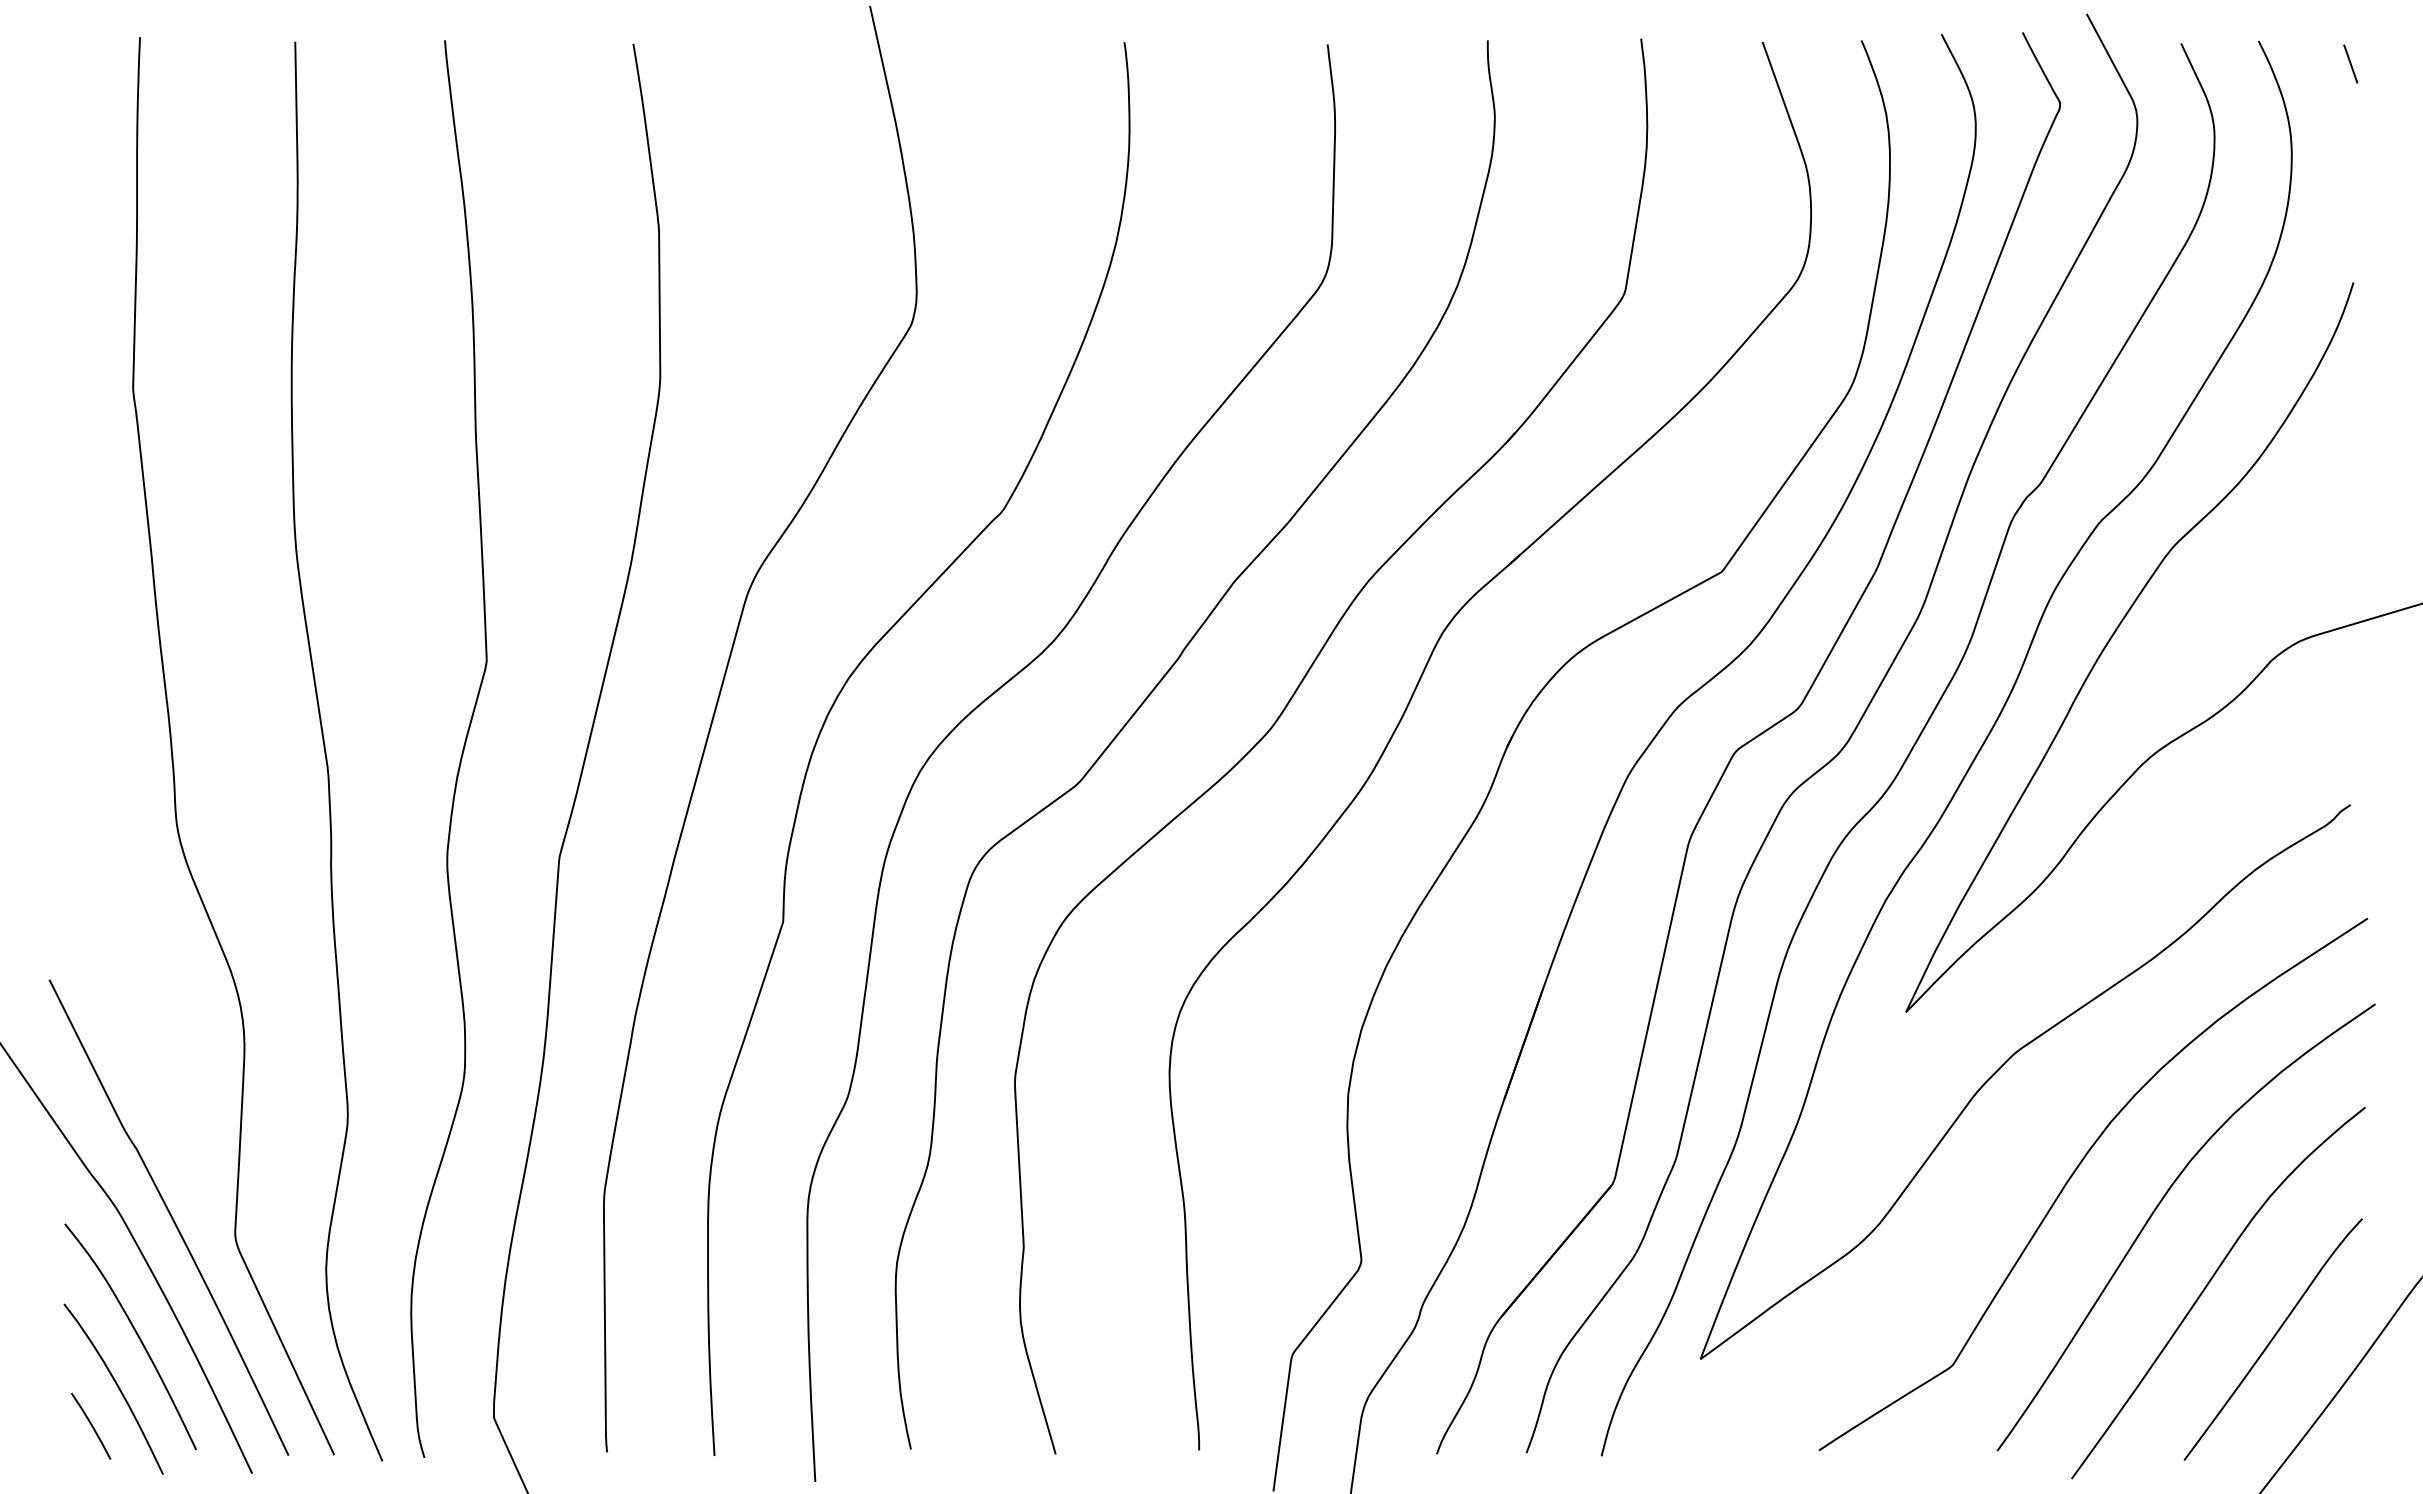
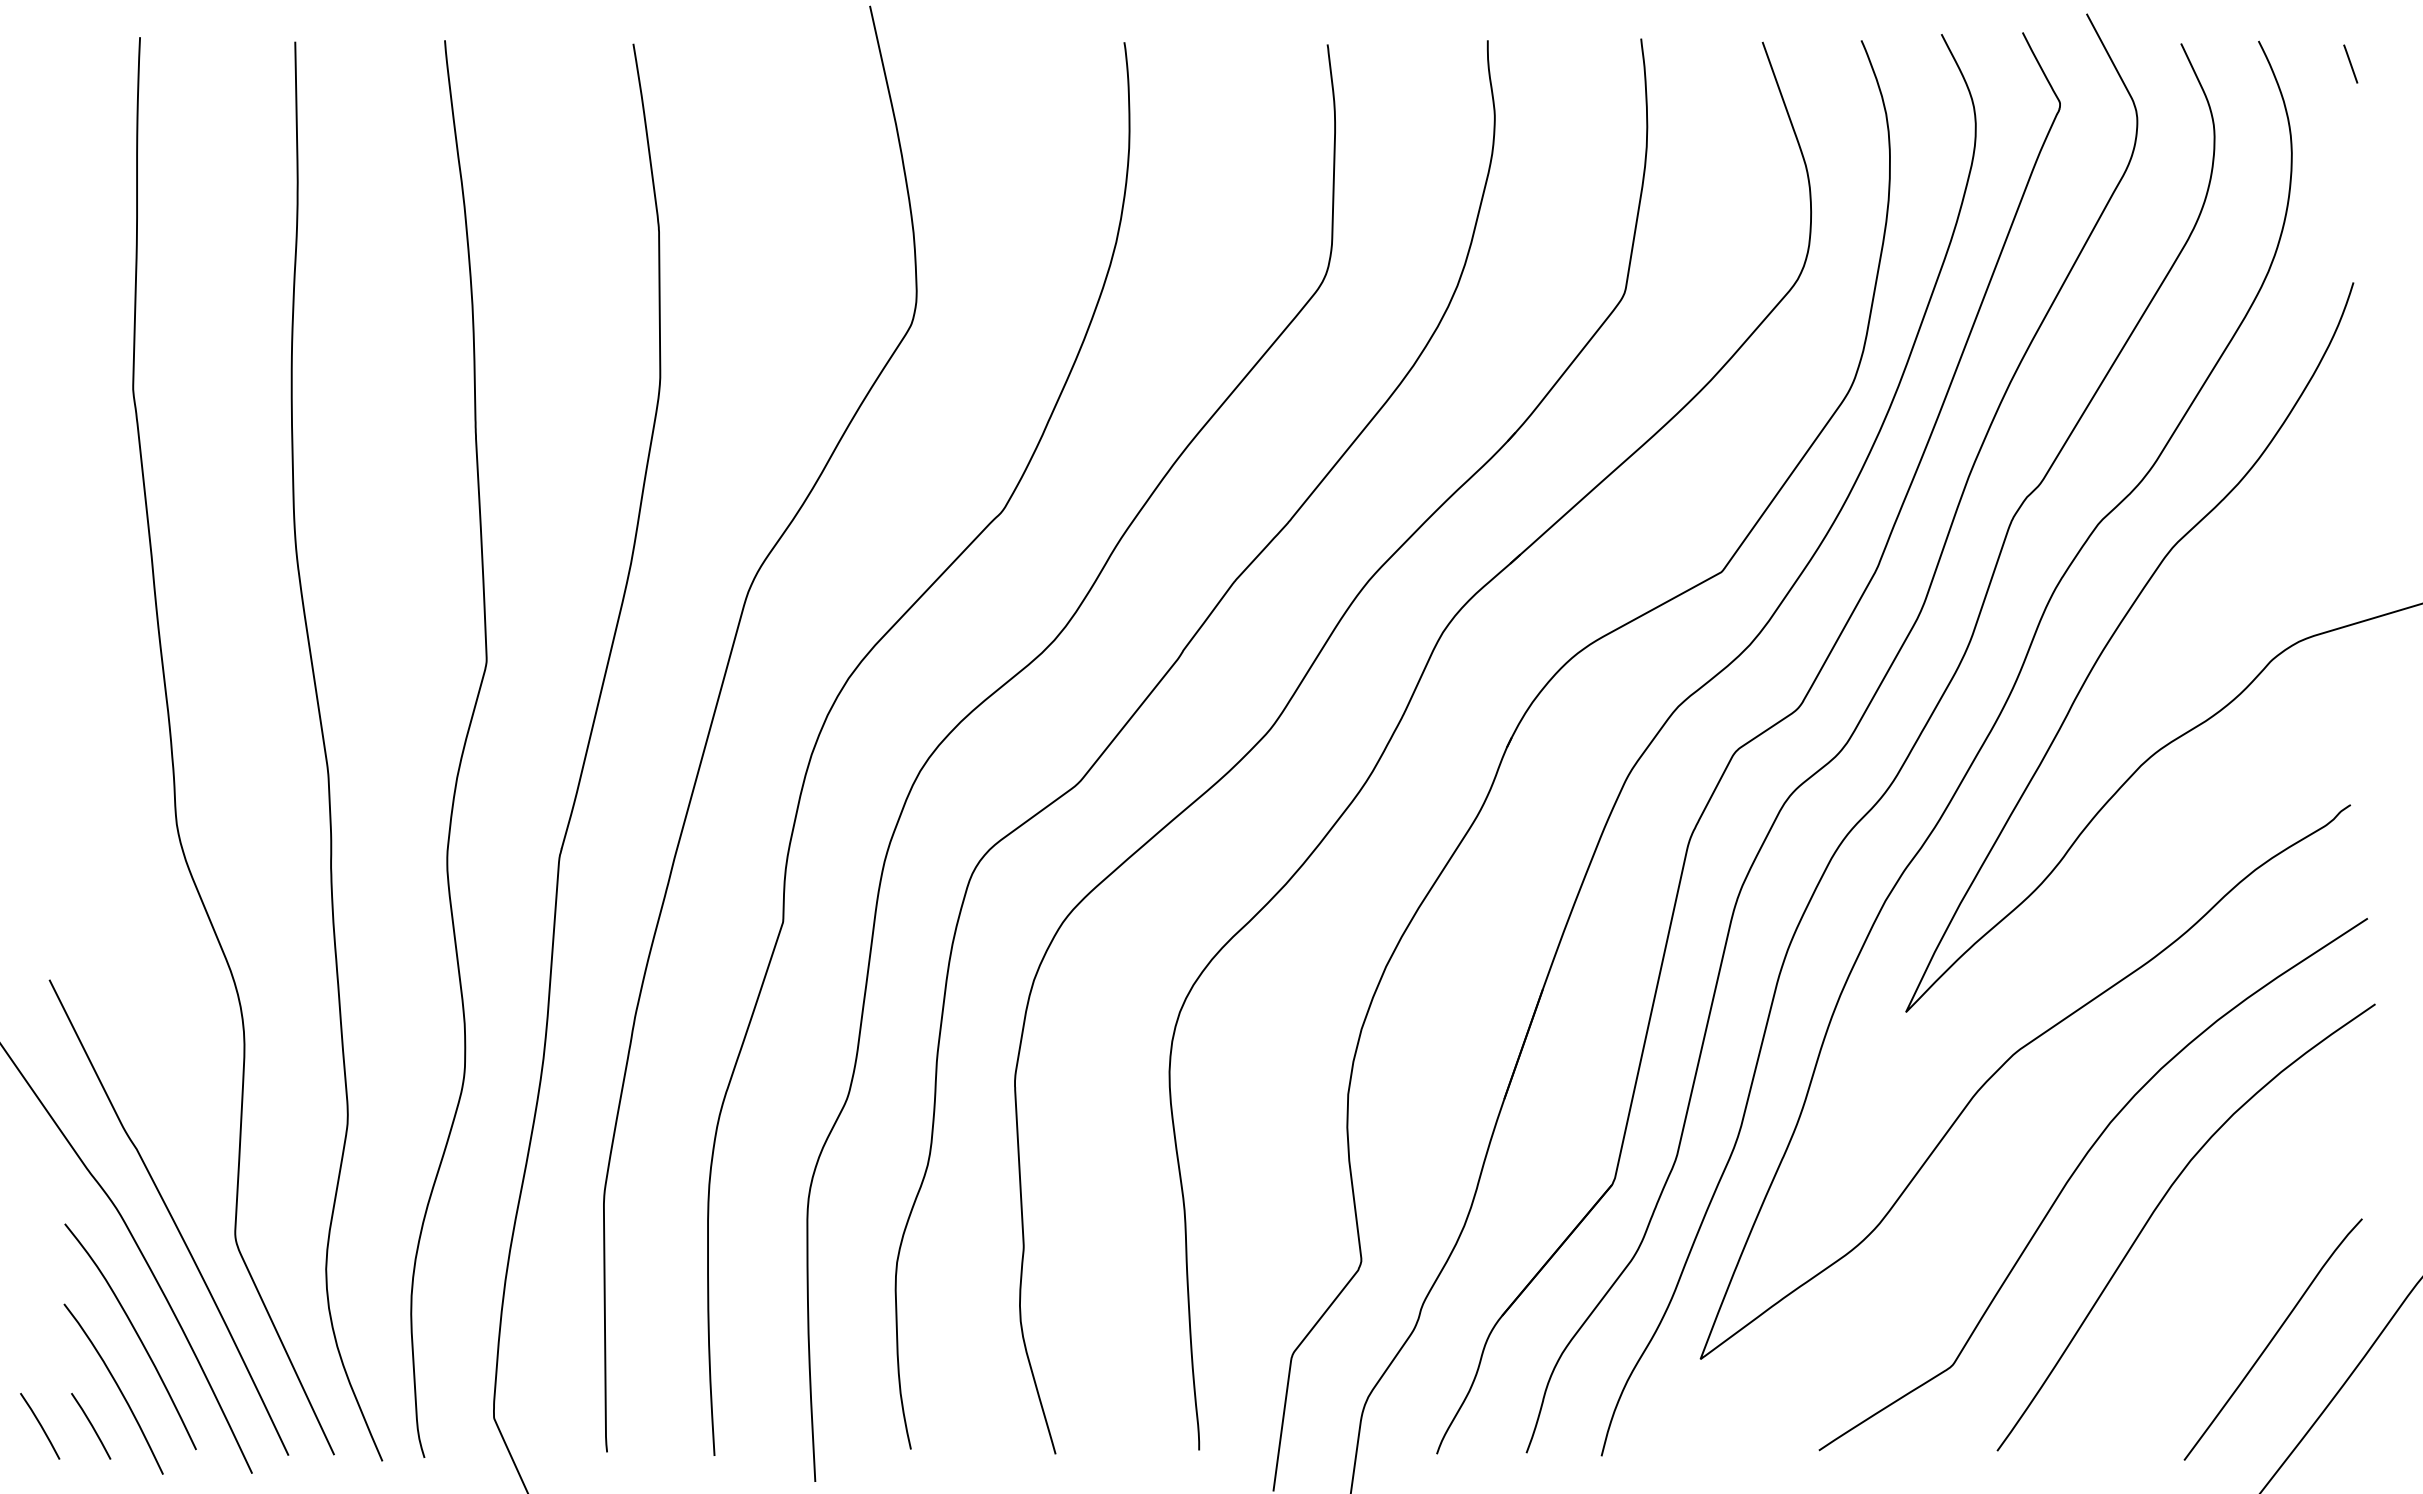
curve: present -> none (2208, 1285)
line: none -> present (40, 1426)
